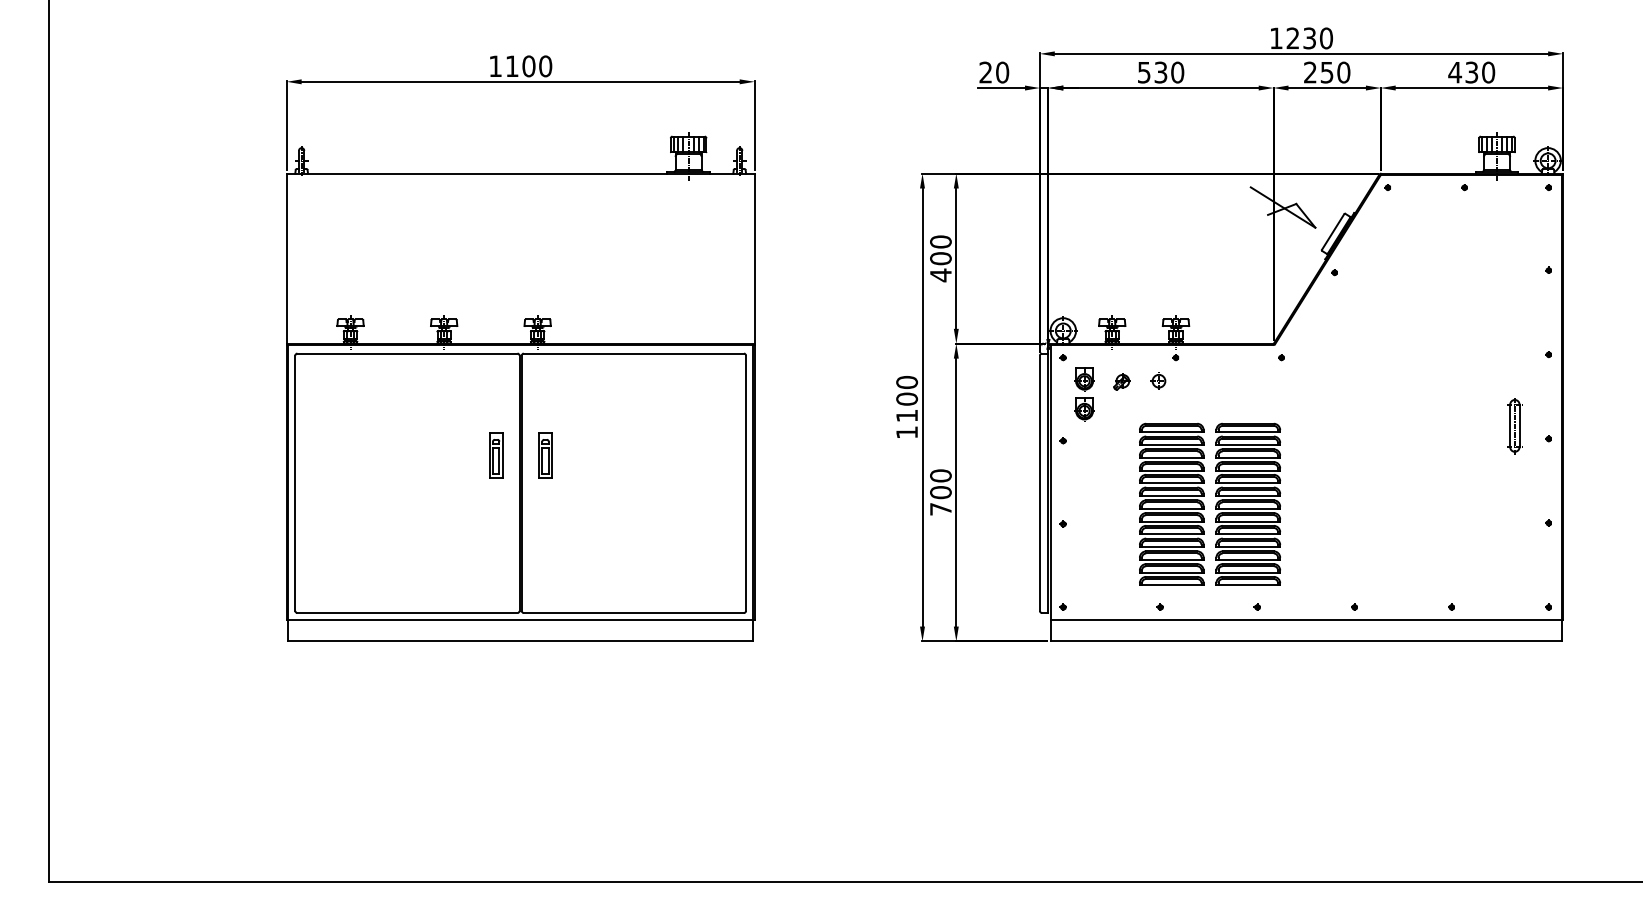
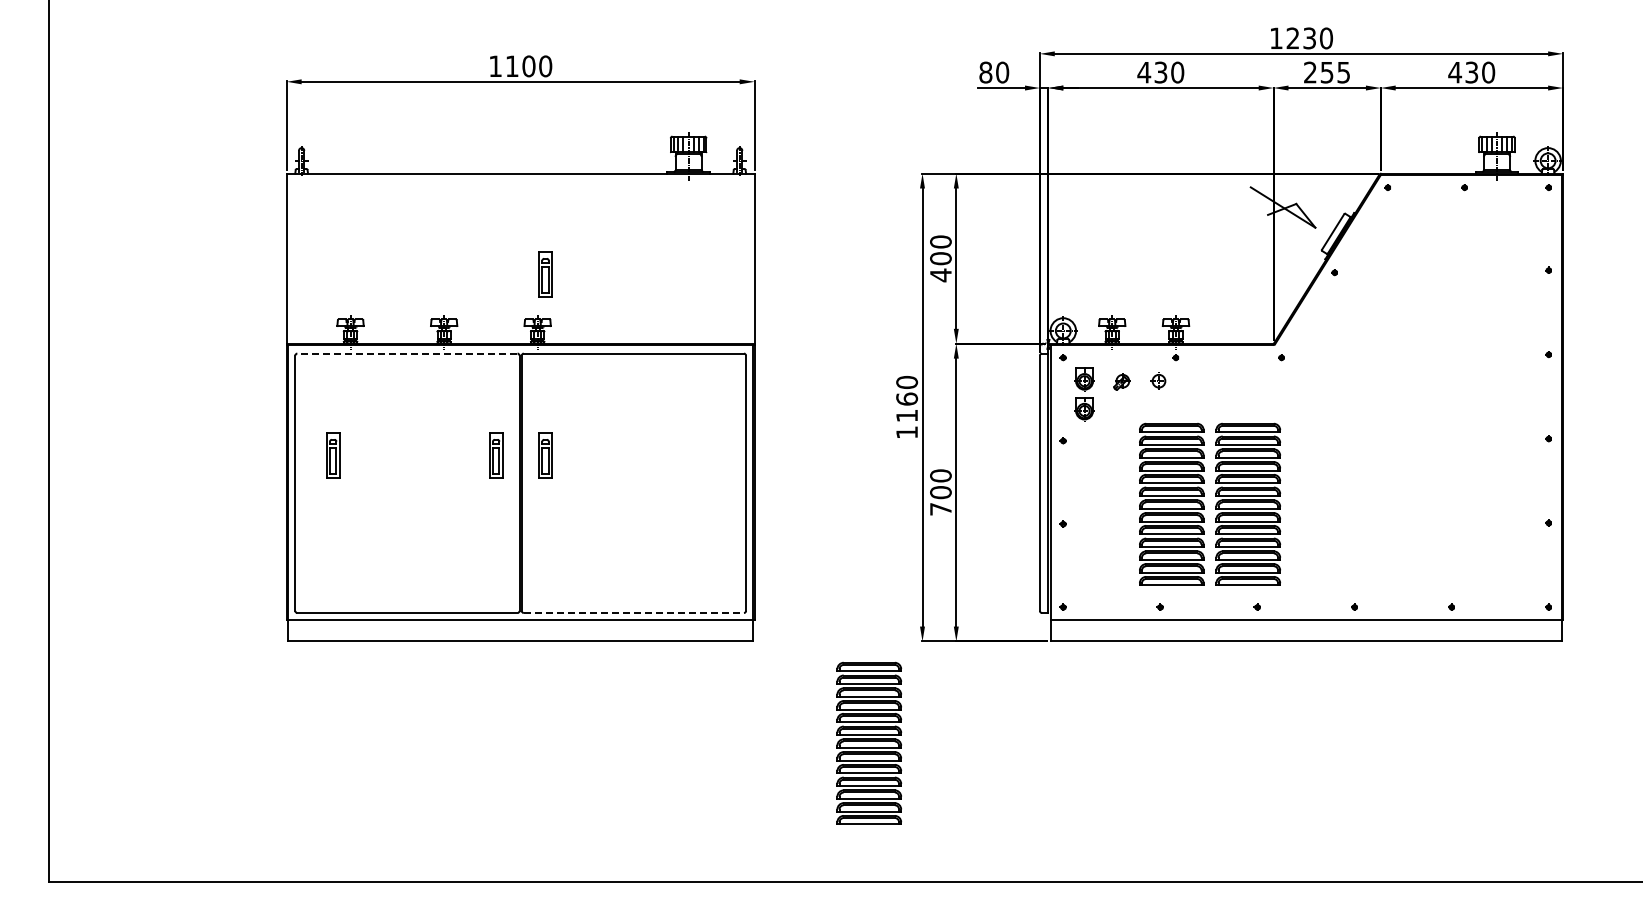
text: 20 -> 80 (985, 72)
text: 530 -> 430 (1144, 72)
text: 250 -> 255 (1343, 72)
part: none -> present (545, 274)
line: solid -> dashed (406, 353)
text: 1100 -> 1160 (906, 398)
part: present -> none (1514, 426)
part: none -> present (333, 455)
line: solid -> dashed (634, 613)
part: none -> present (869, 742)
